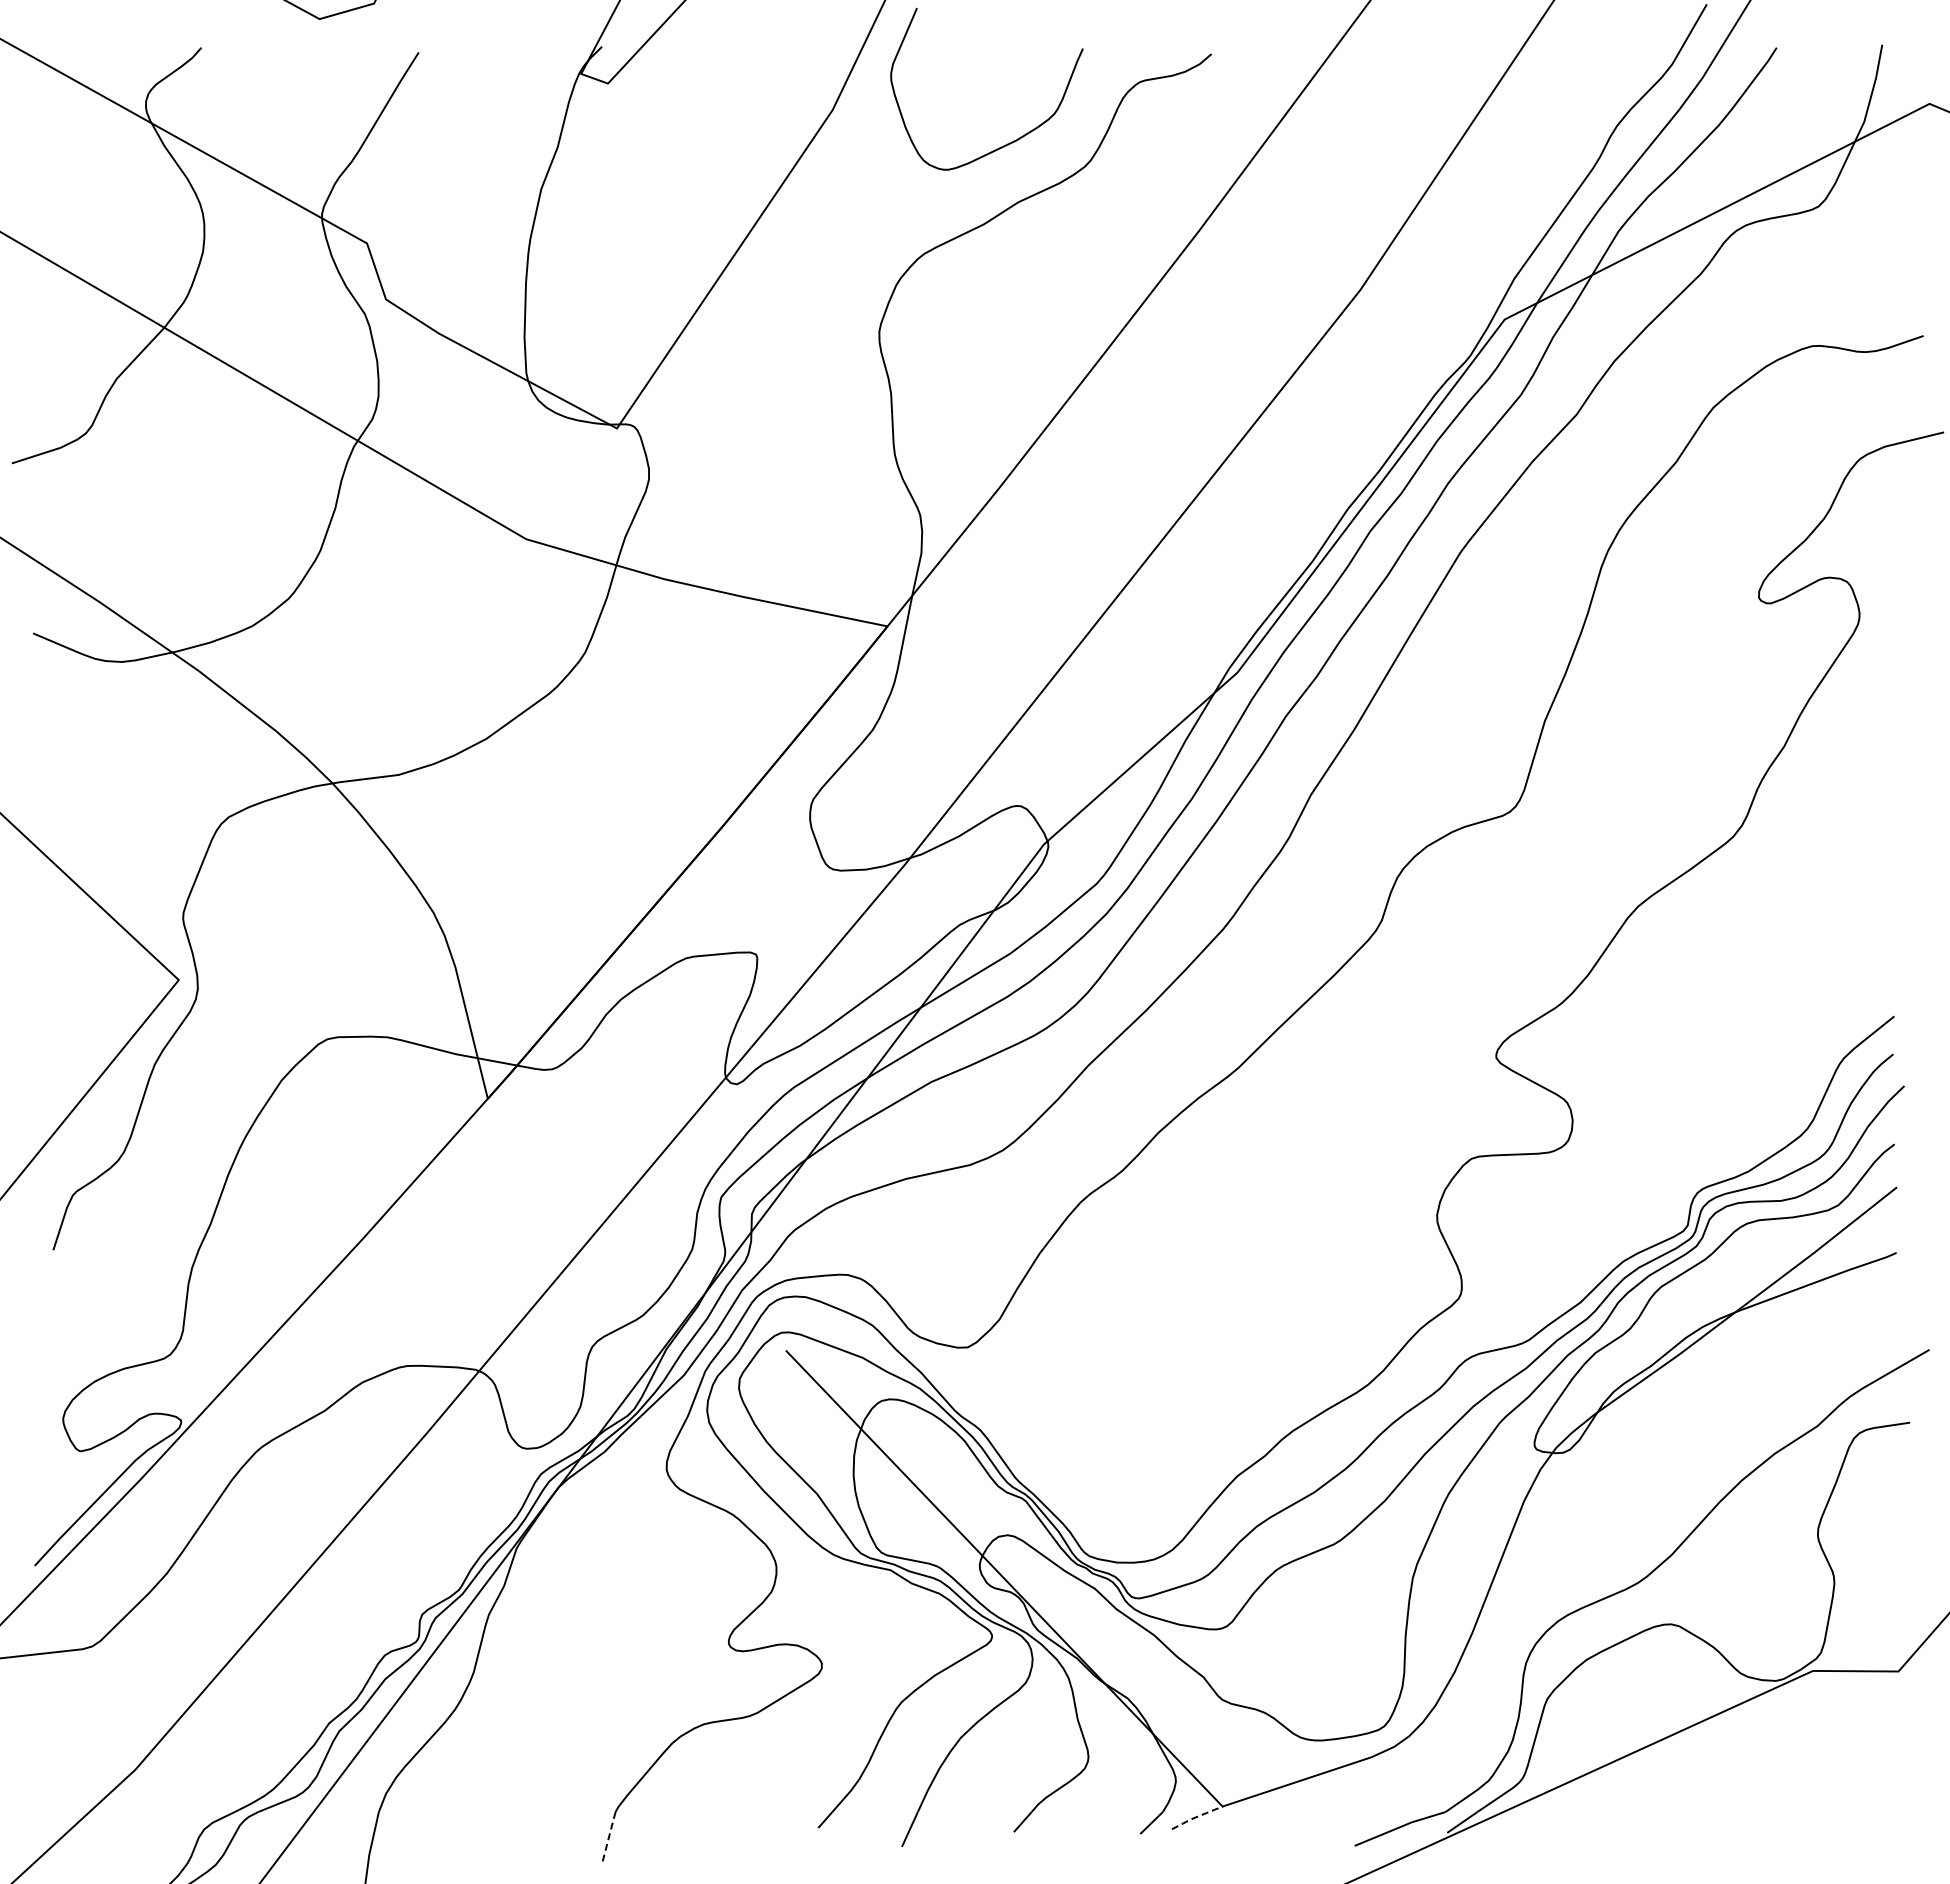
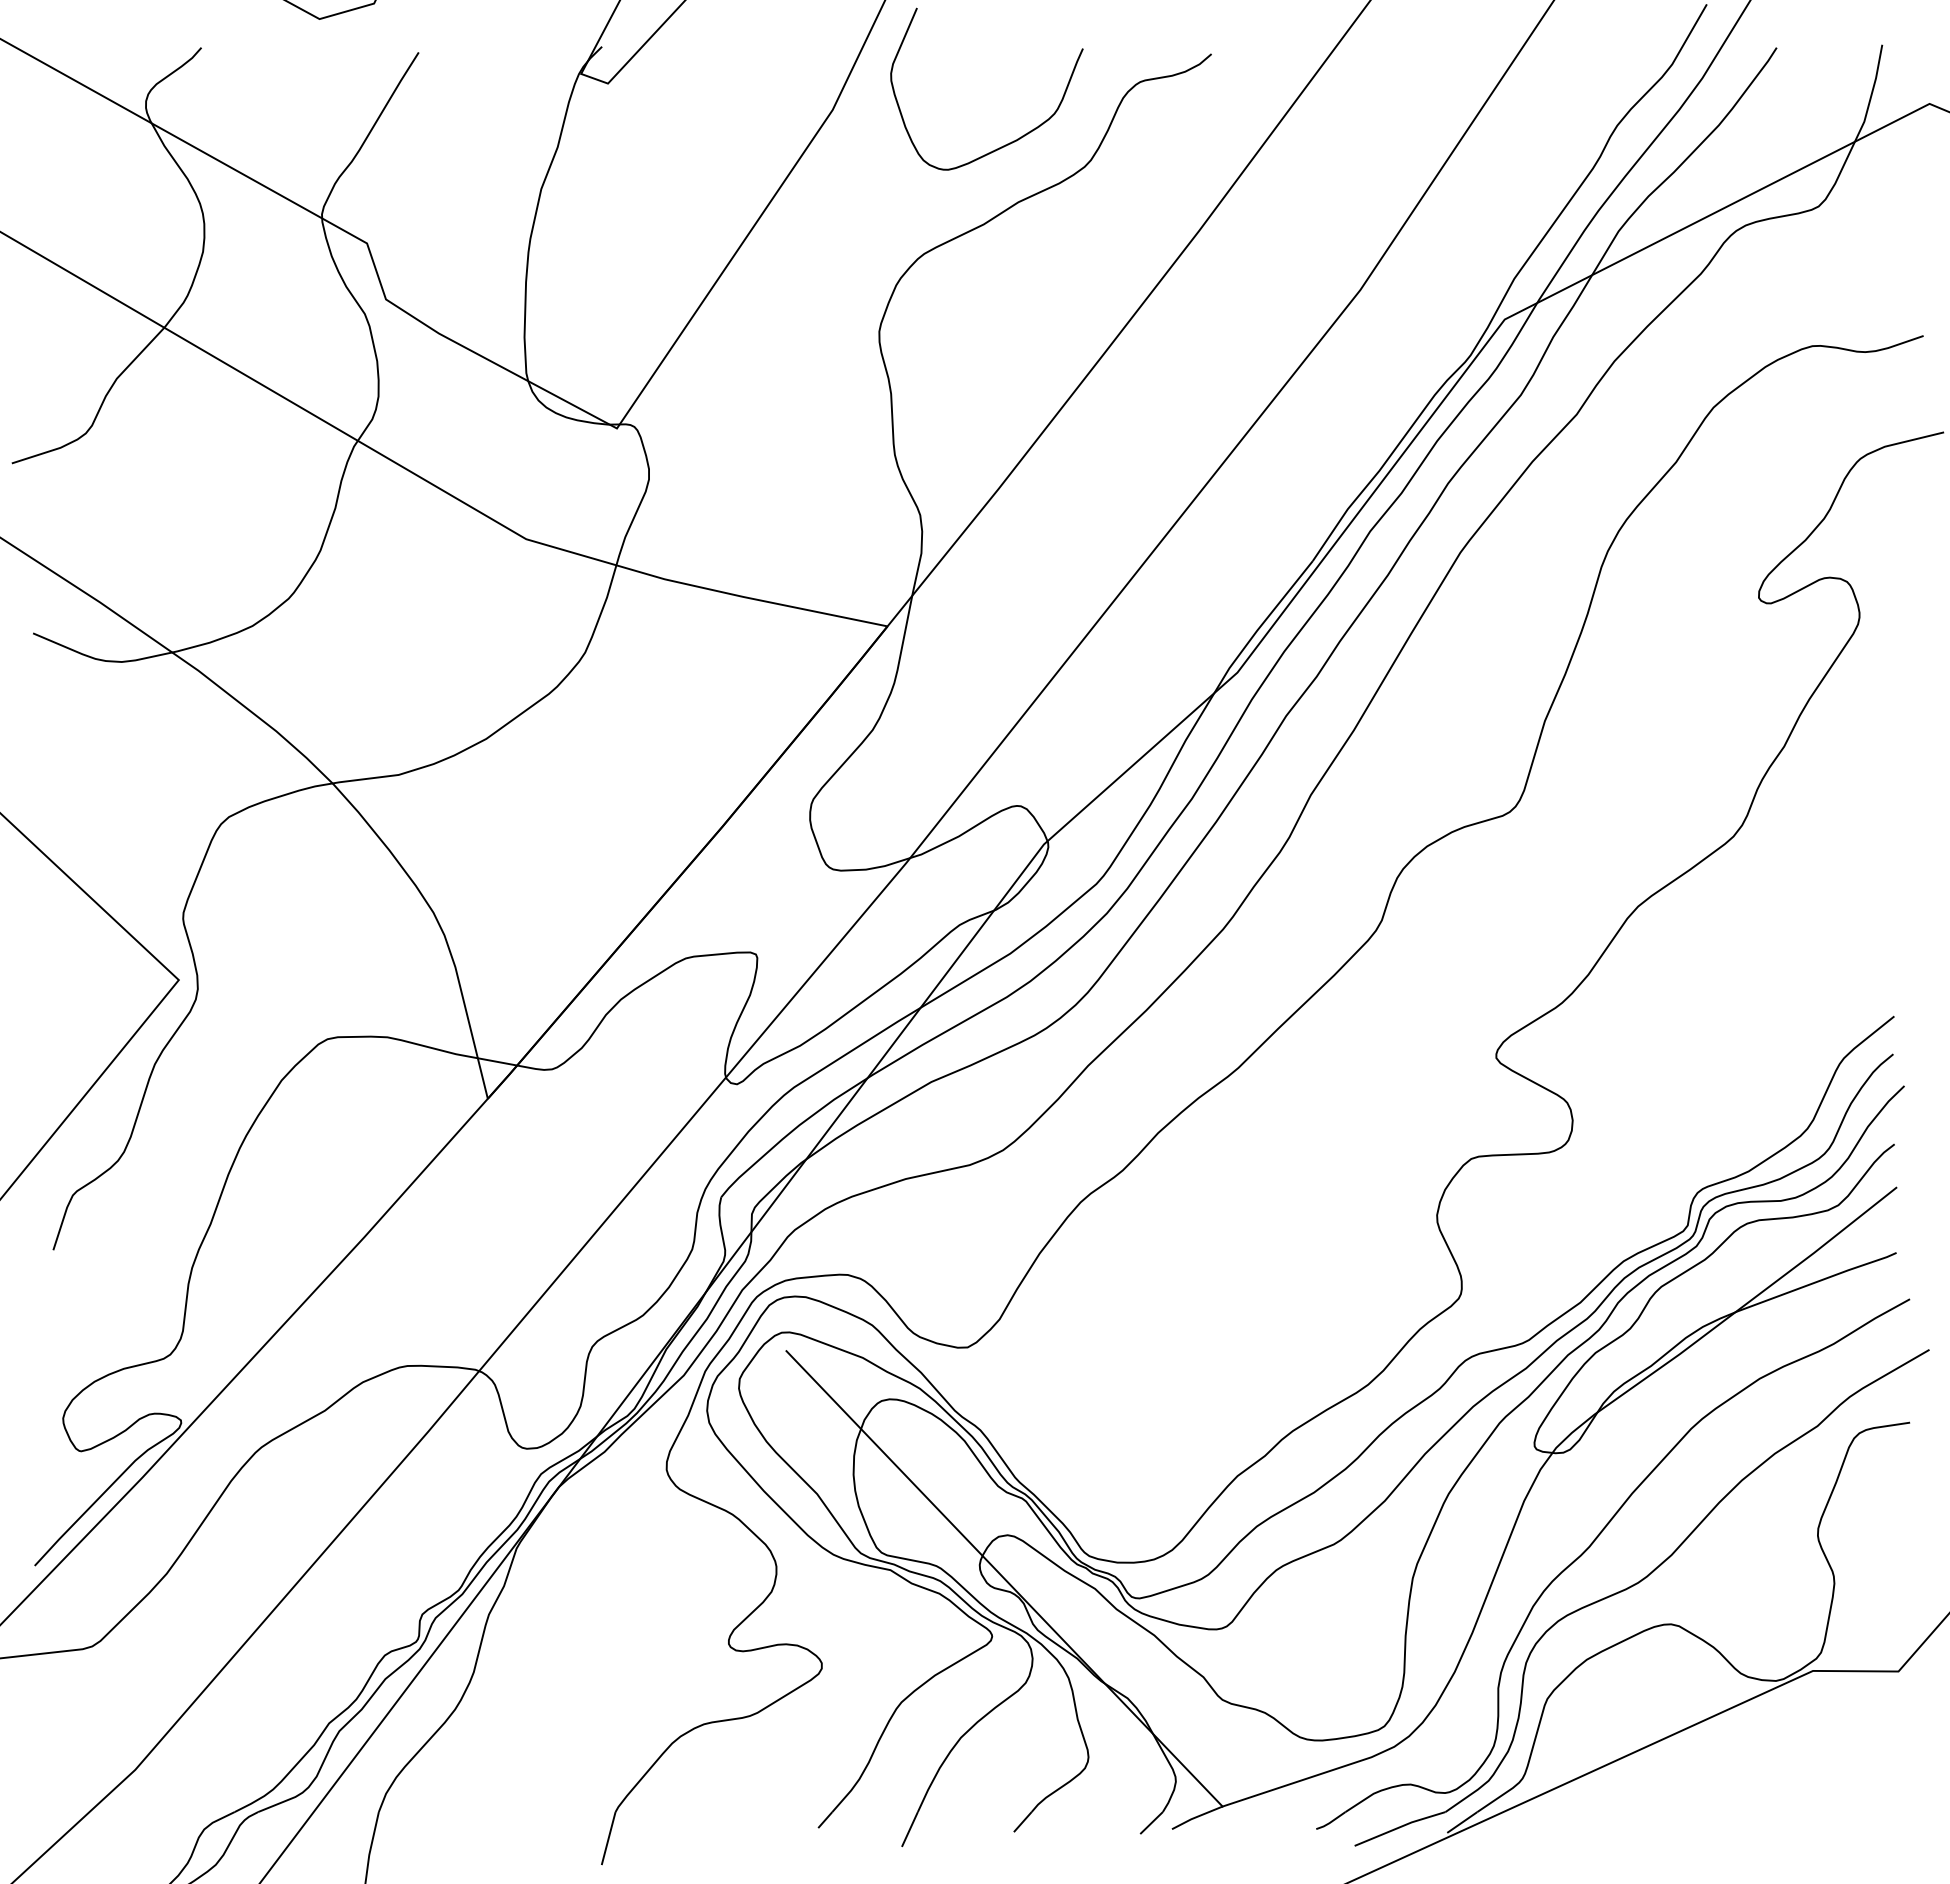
part: none -> present (1590, 1547)
line: dashed -> solid (1196, 1817)
line: dashed -> solid (608, 1839)
